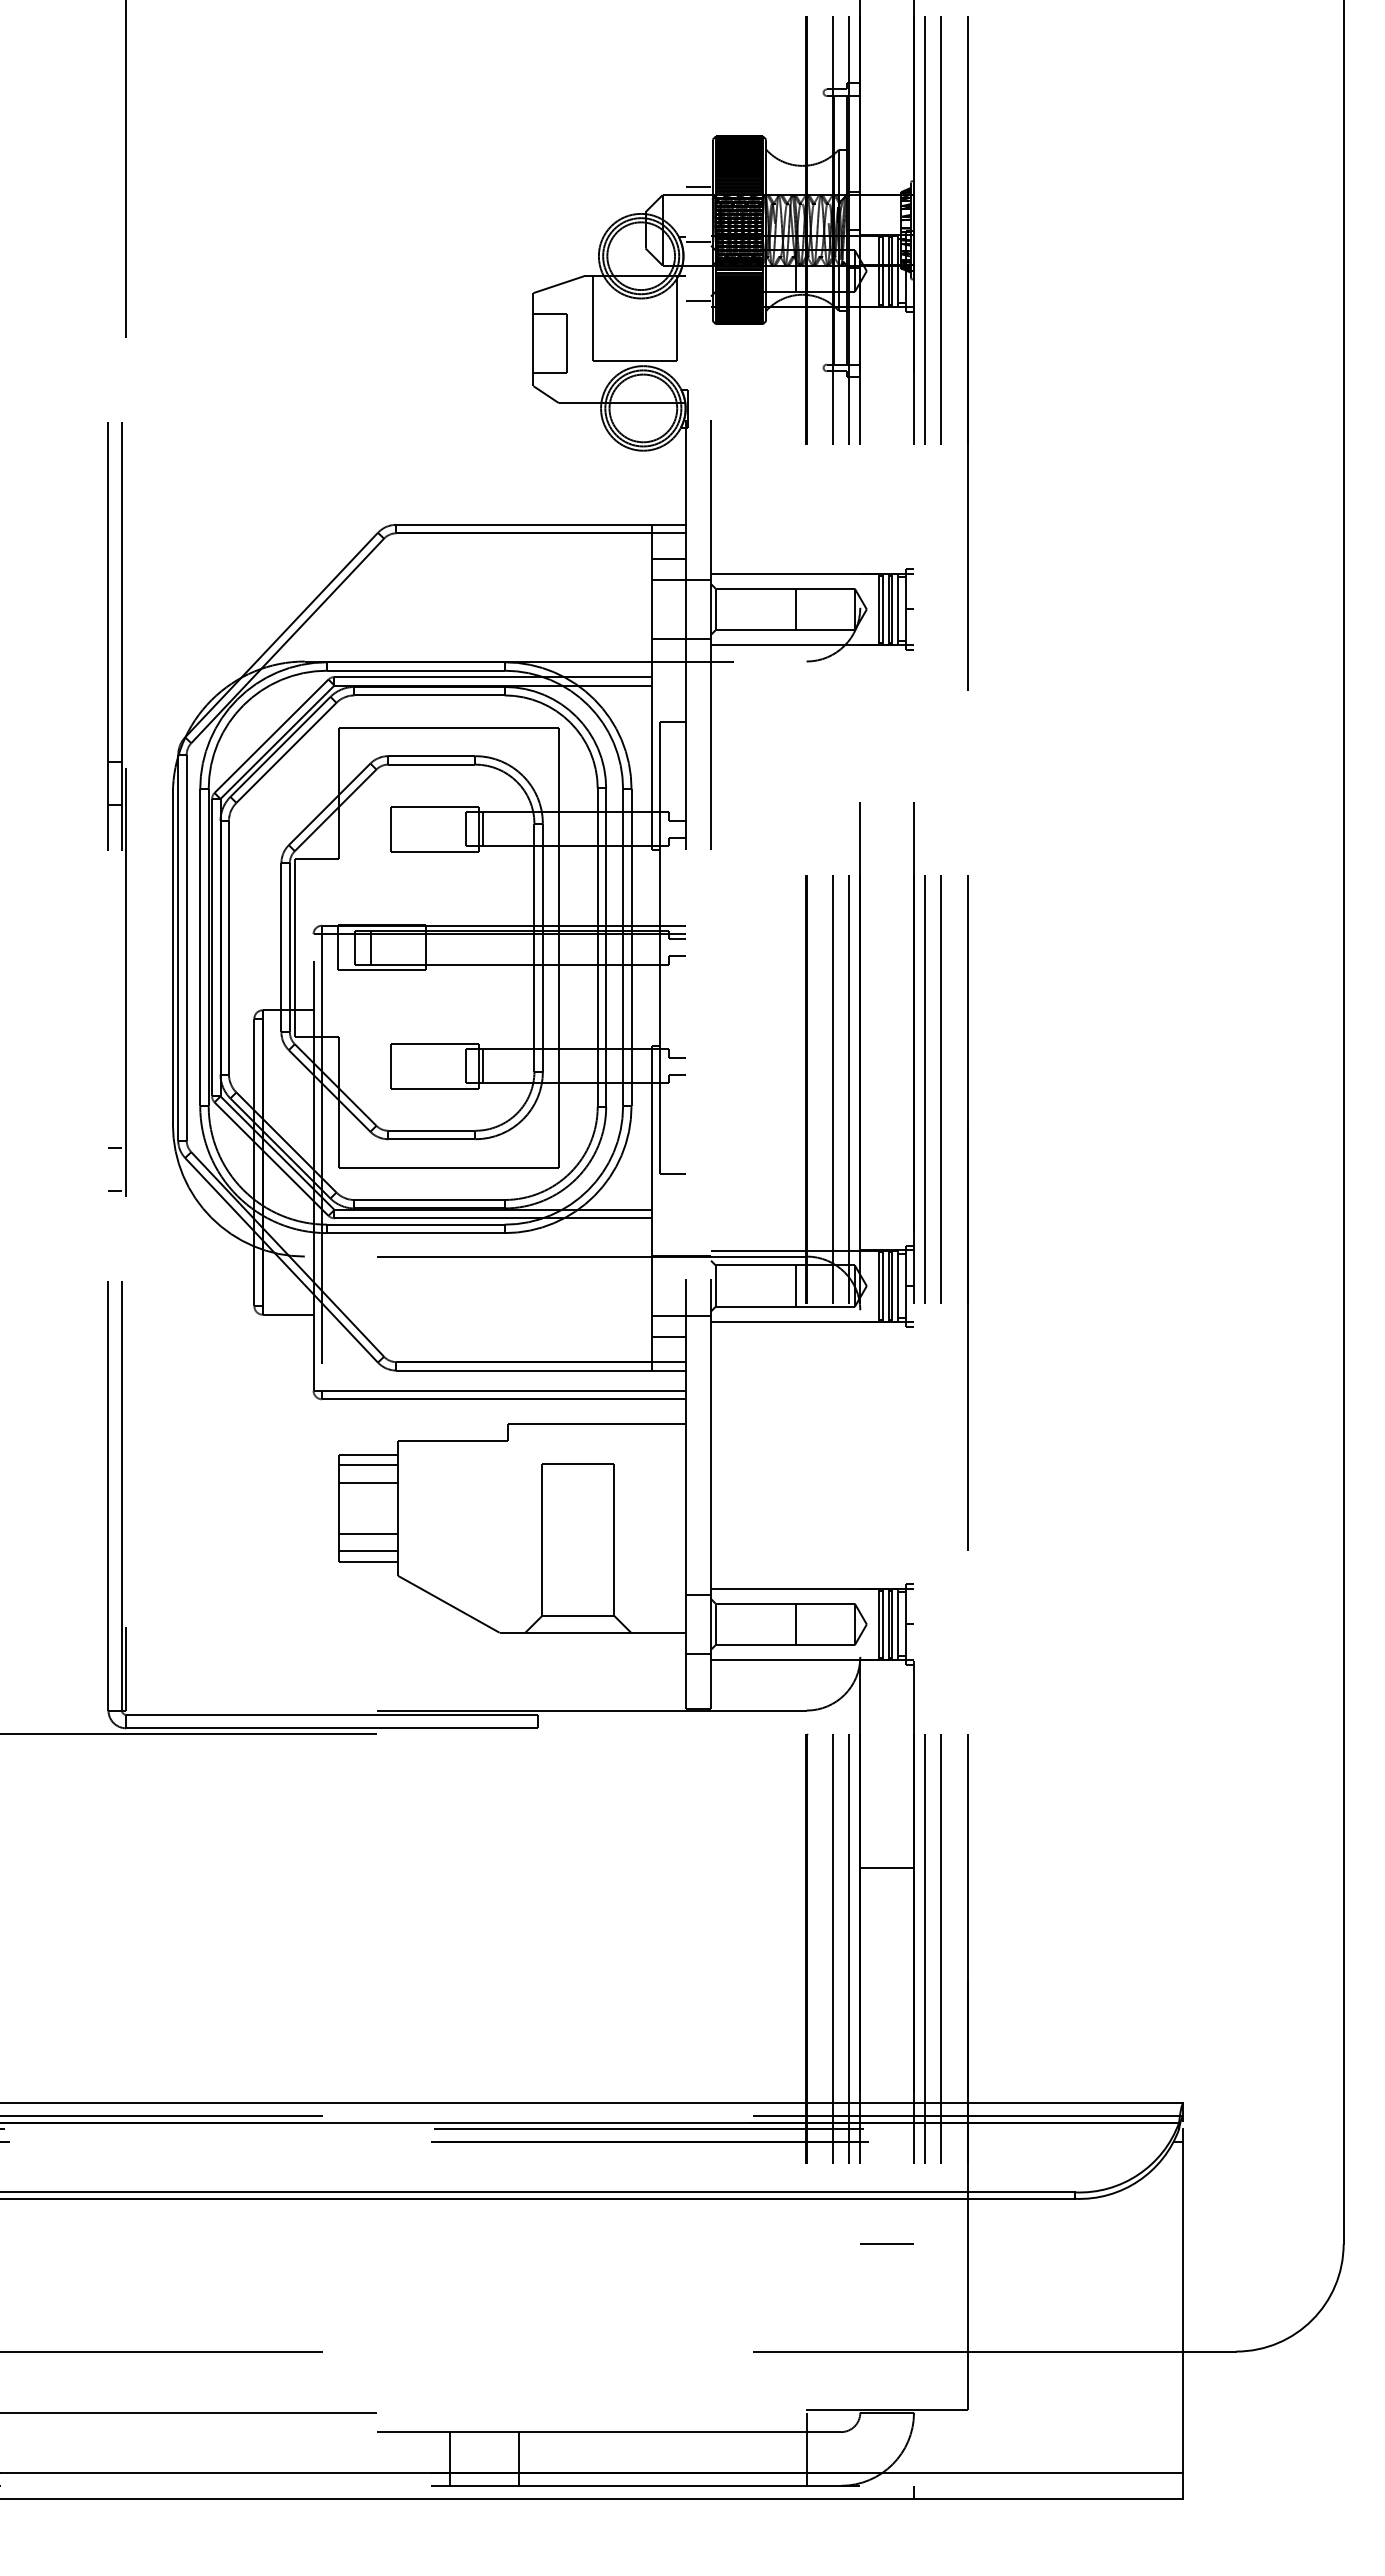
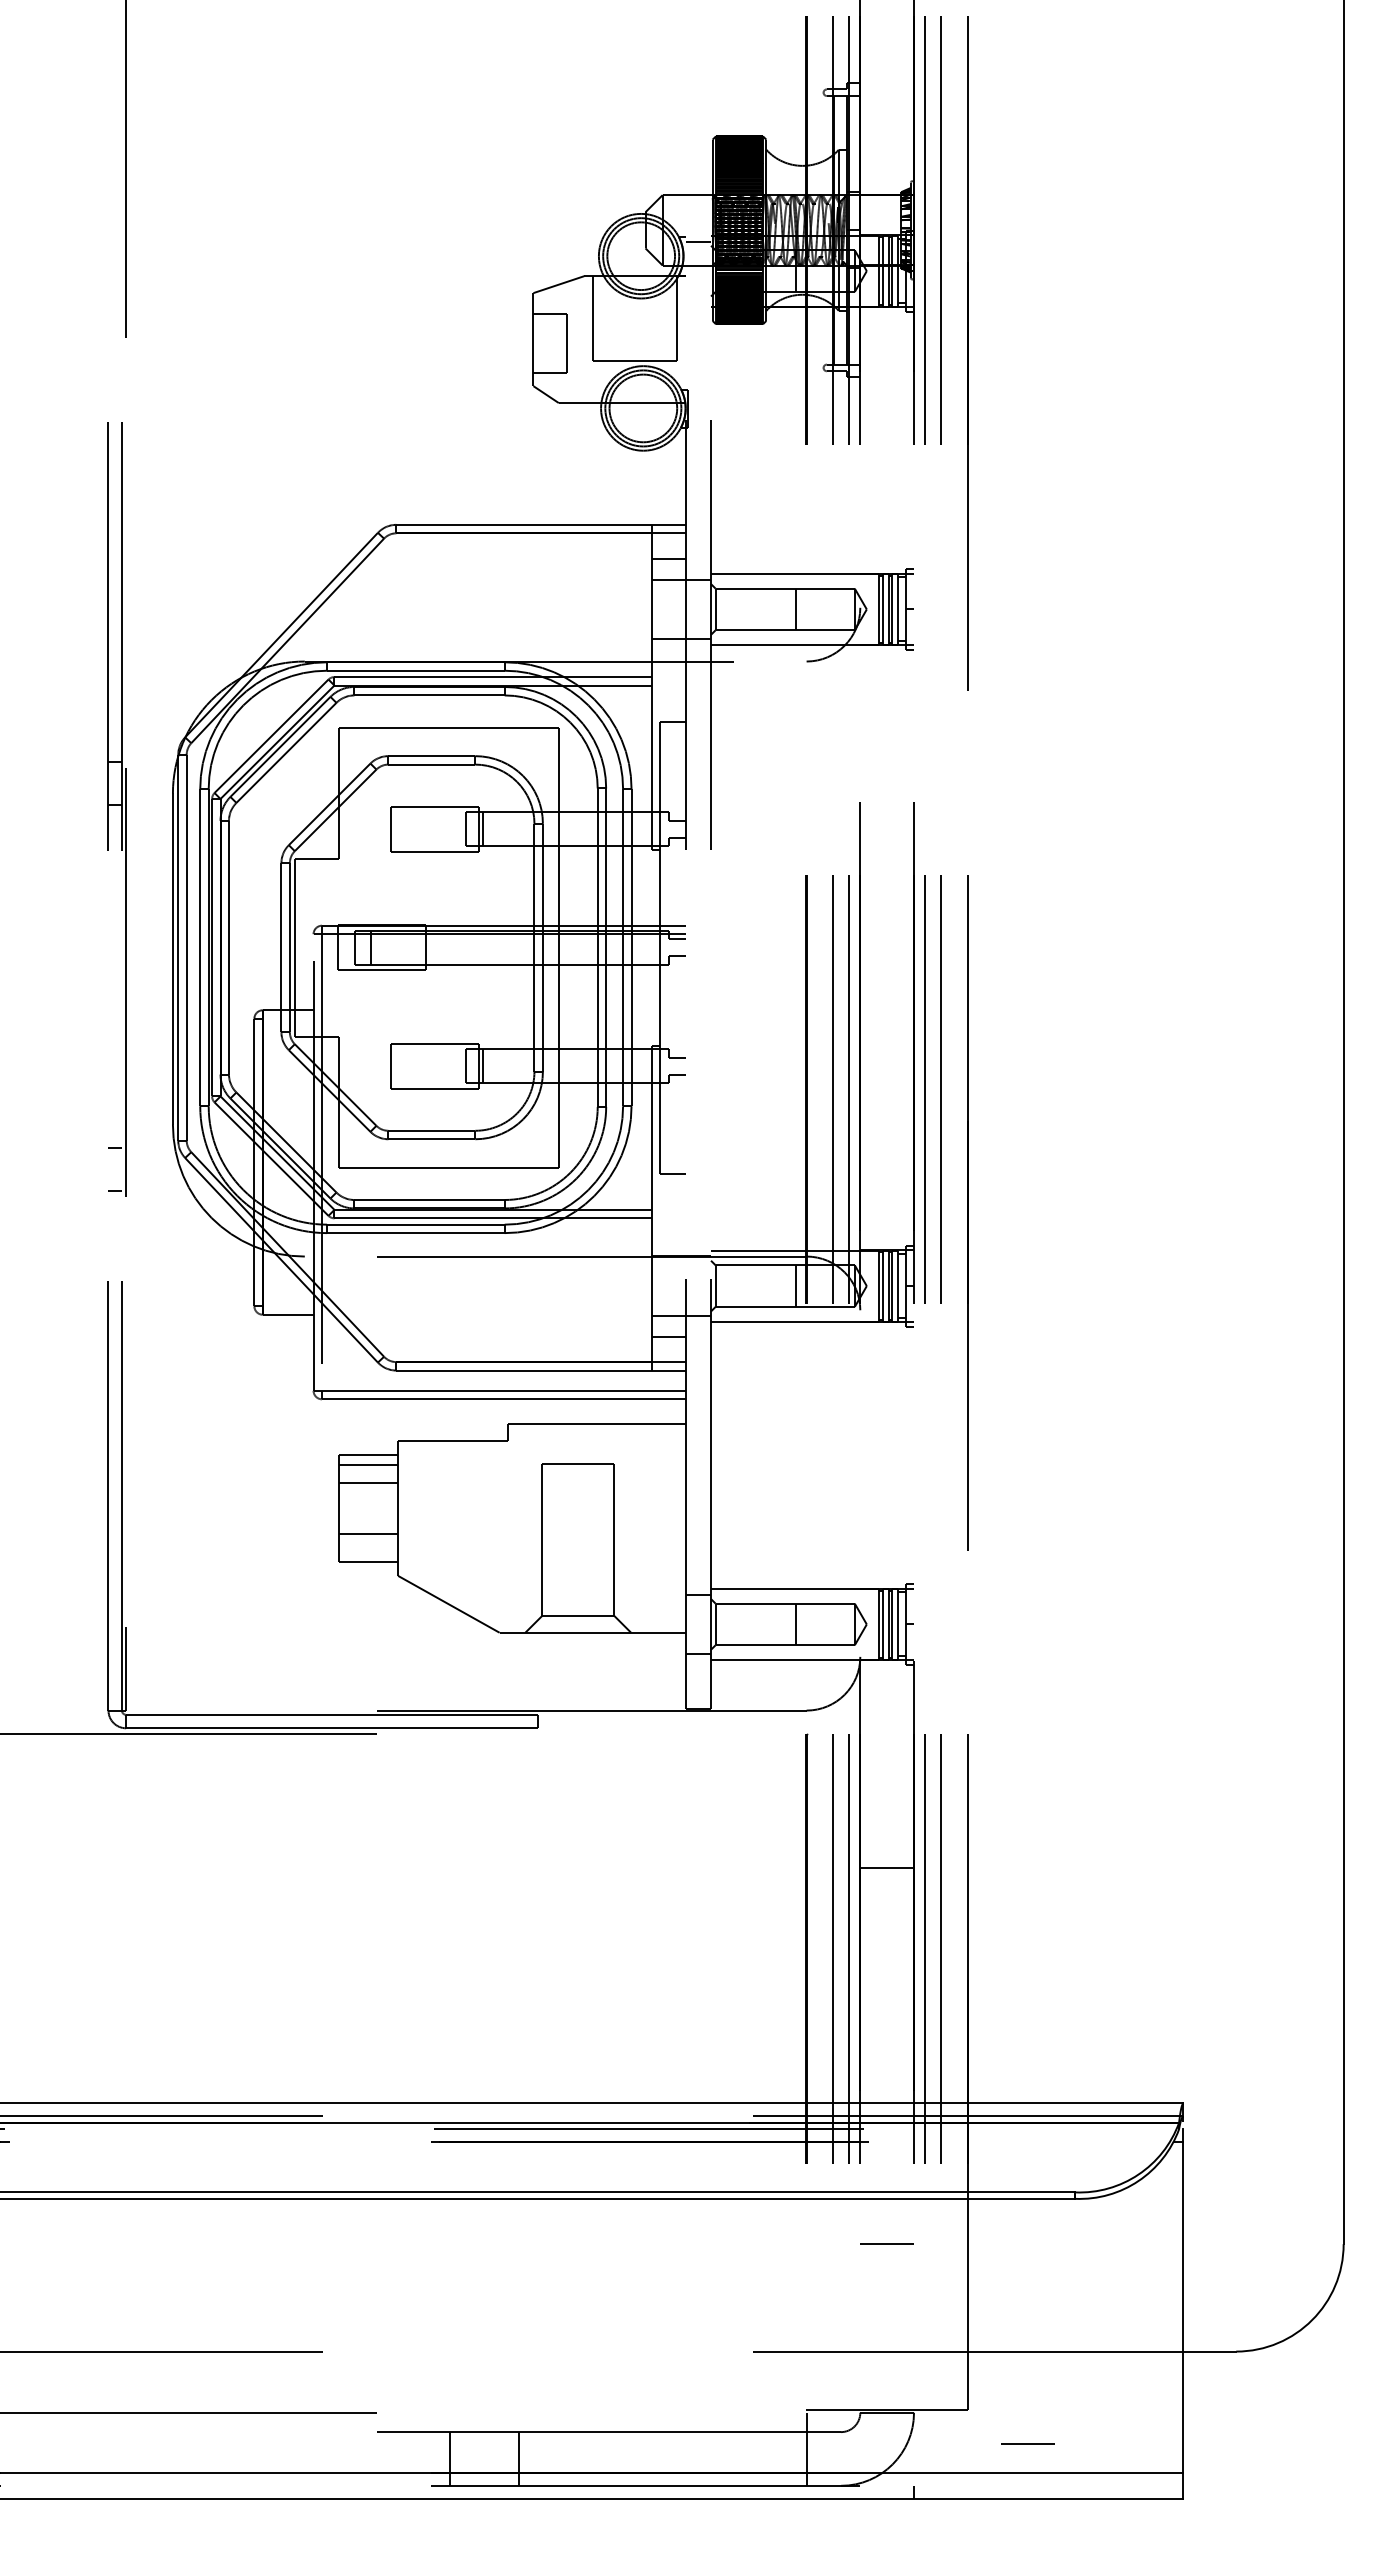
line: present -> none (698, 186)
line: present -> none (698, 300)
line: present -> none (368, 1551)
line: none -> present (1027, 2443)
